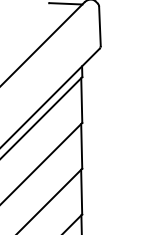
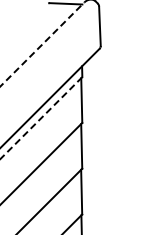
line: solid -> dashed (42, 44)
line: solid -> dashed (41, 118)
